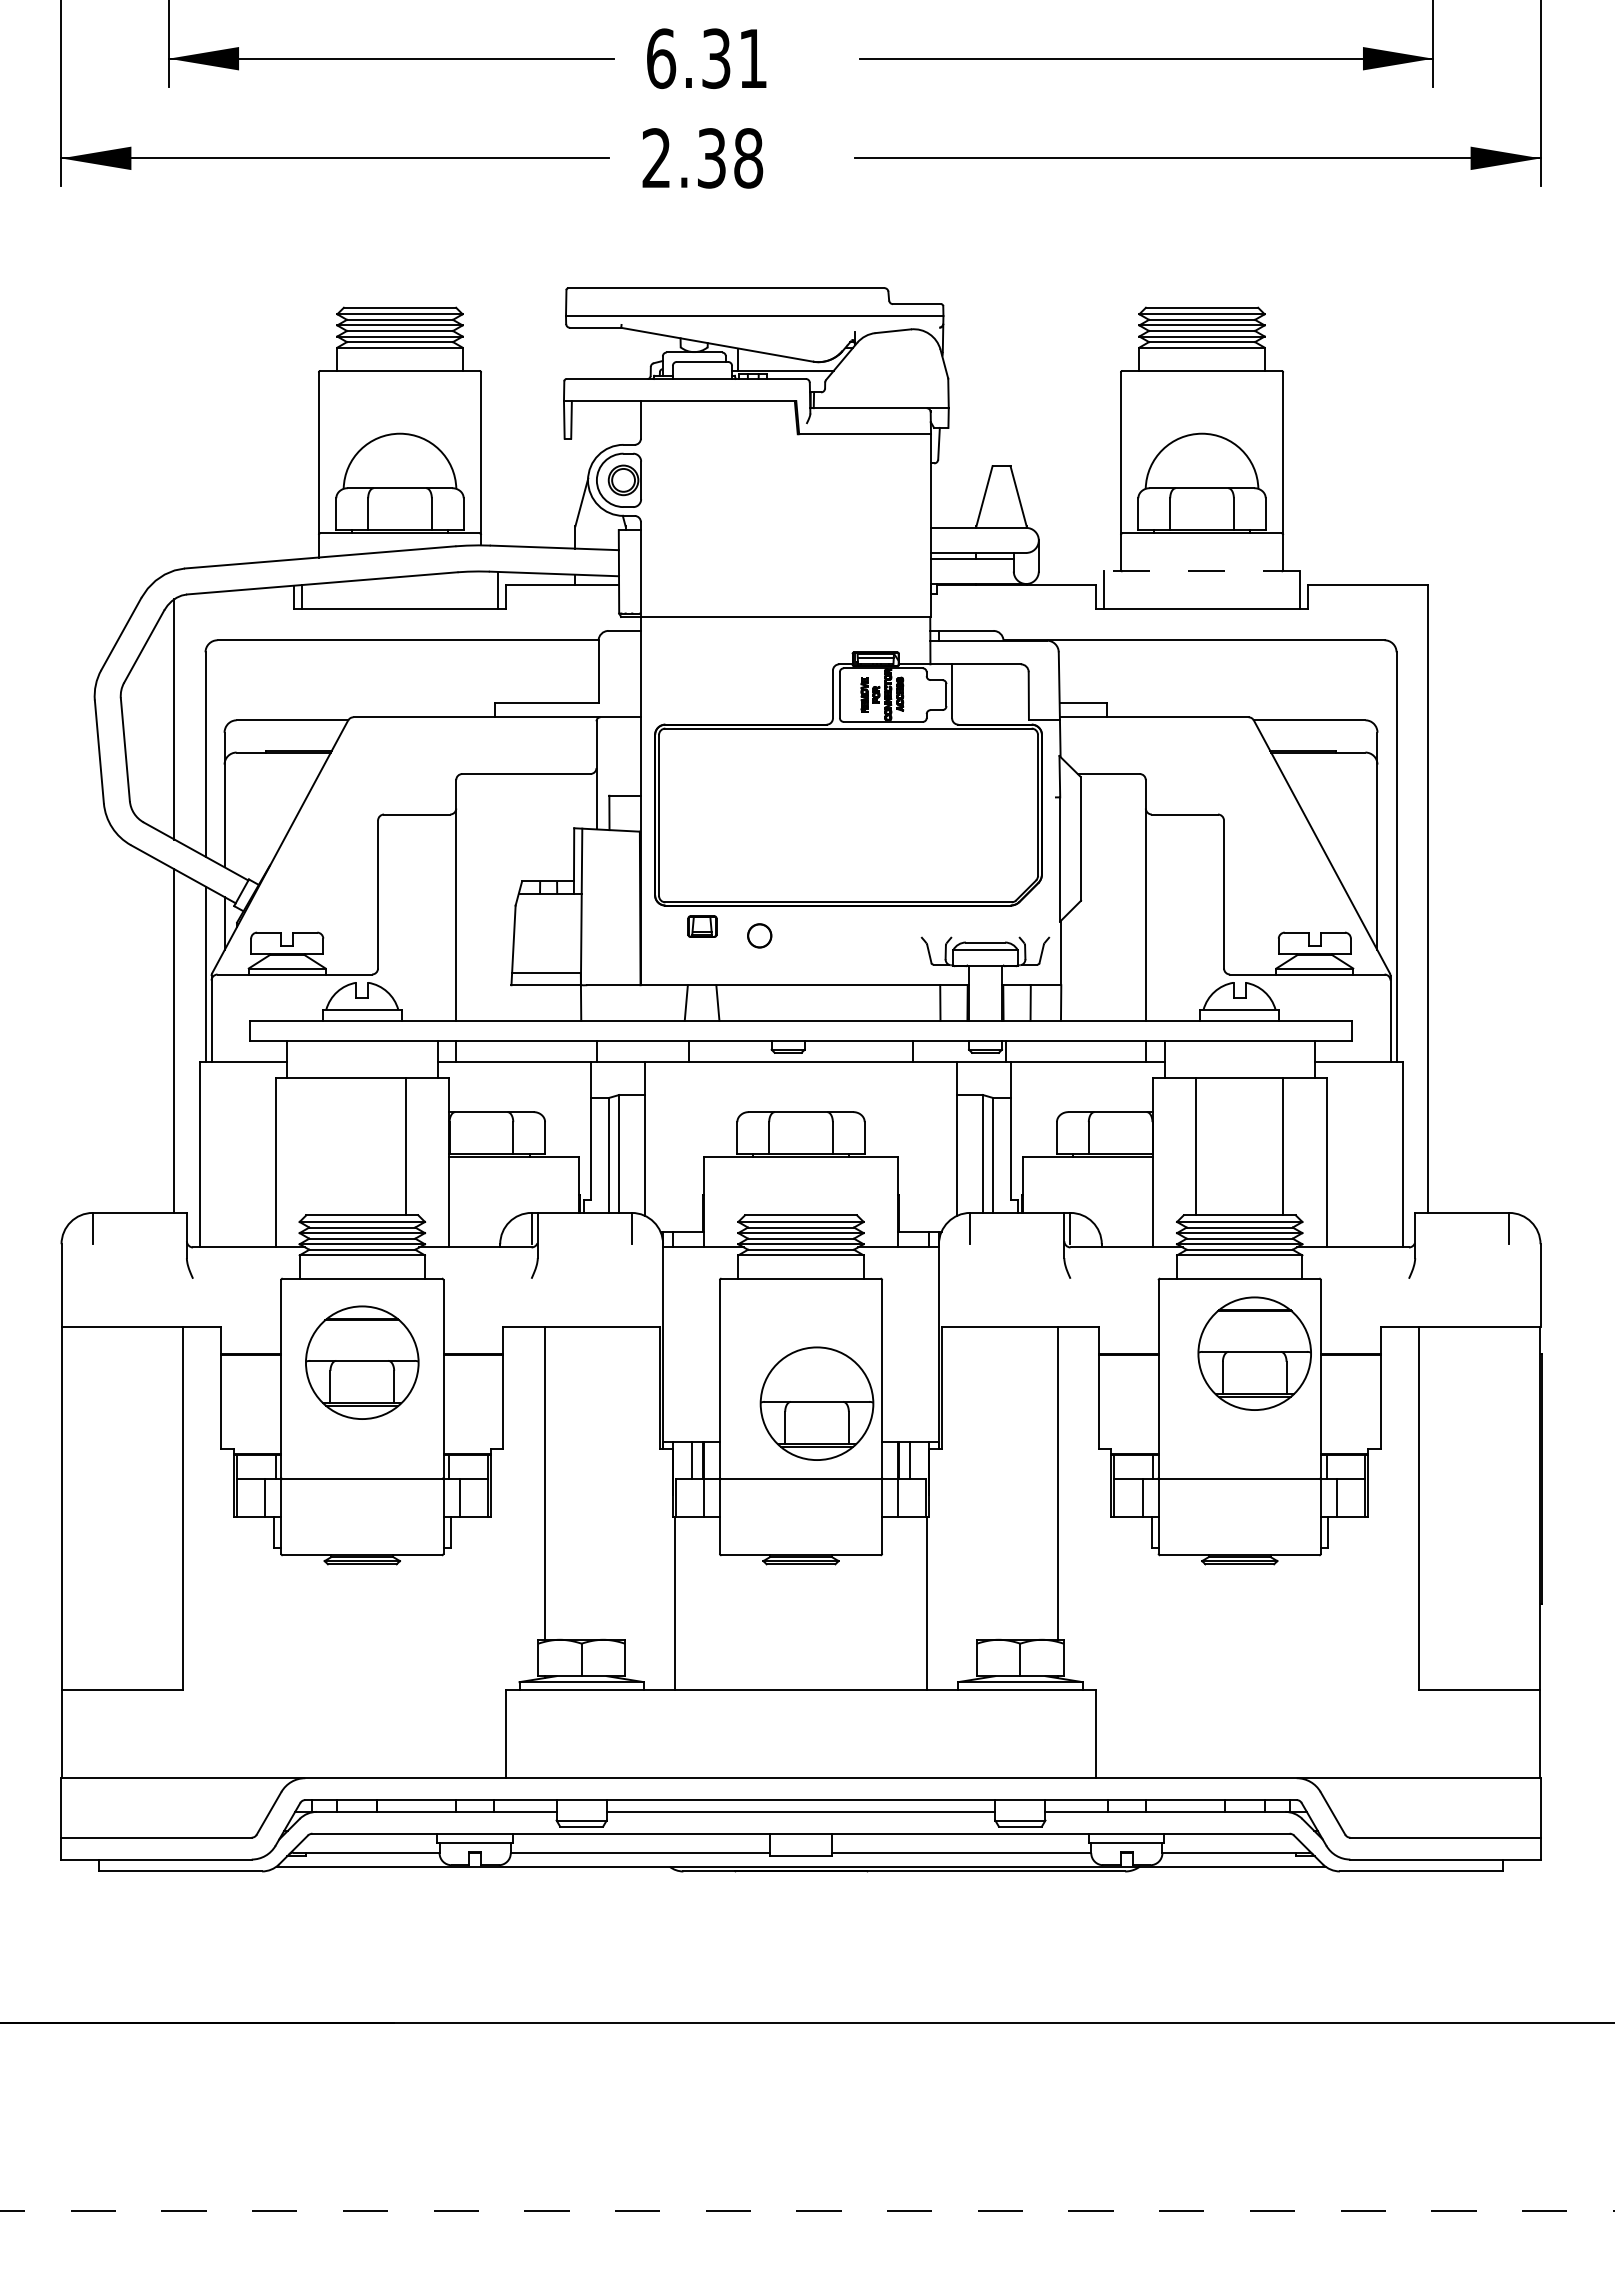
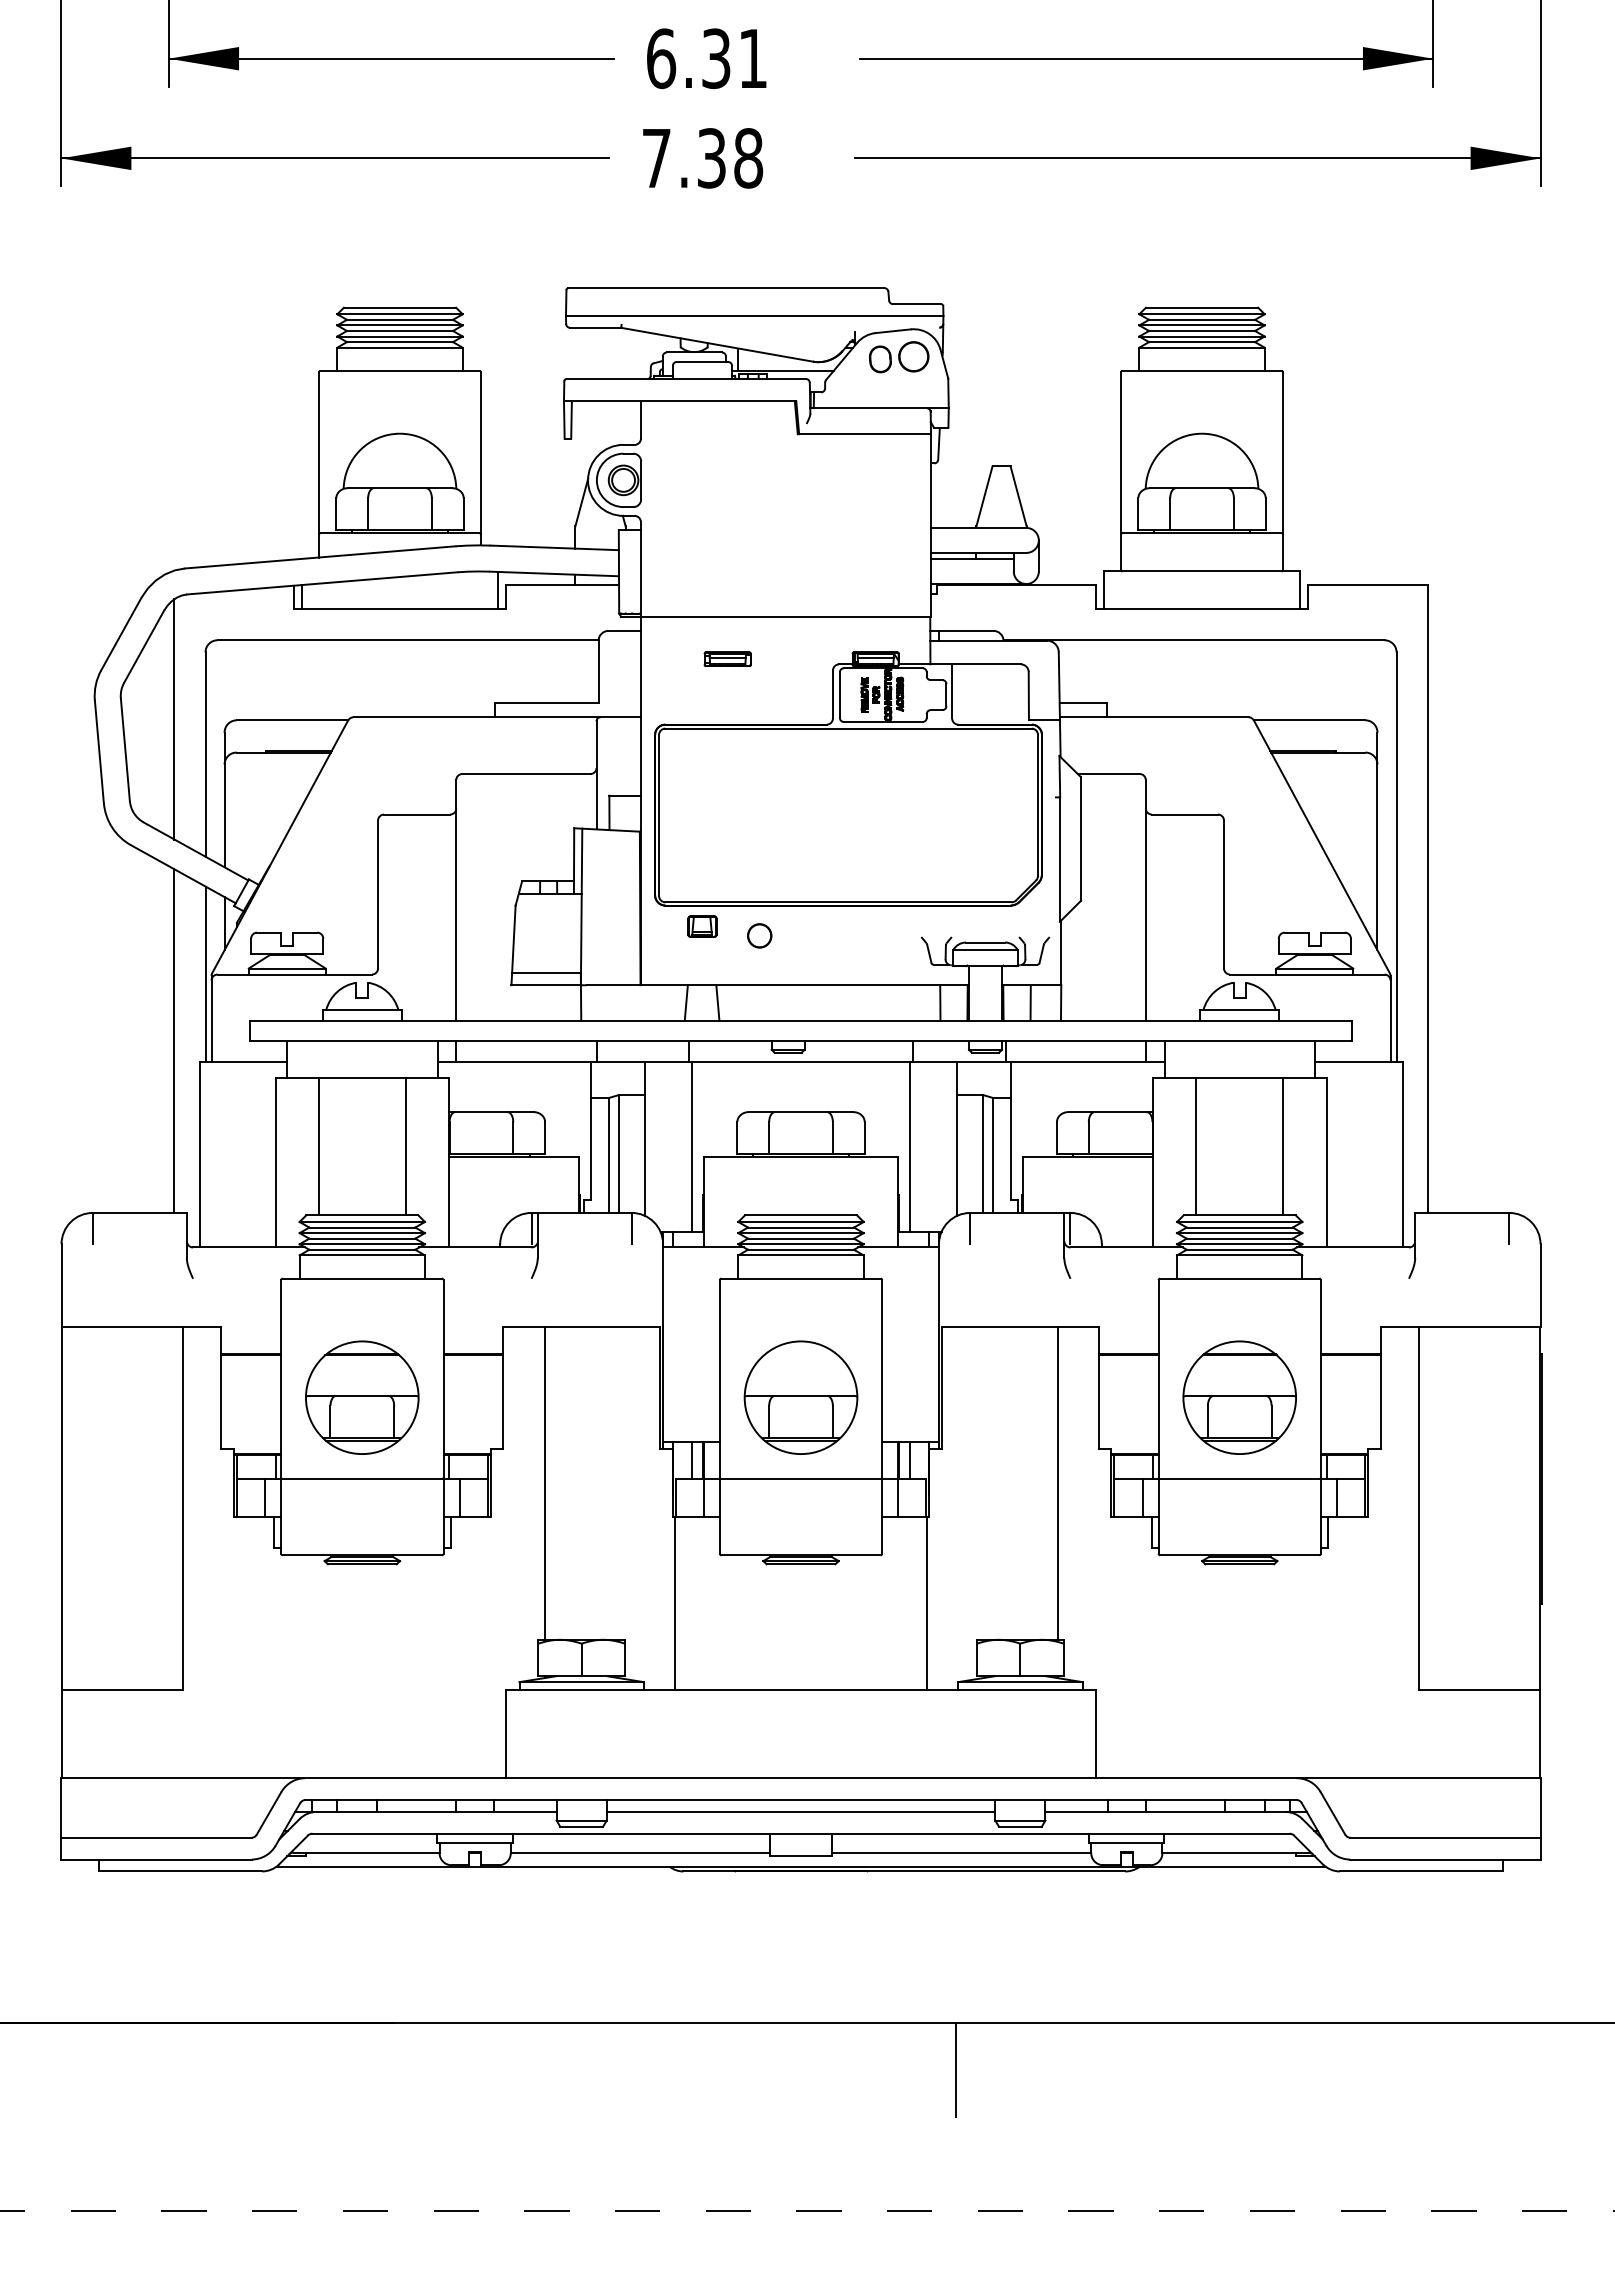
text: 2.38 -> 7.38 (656, 157)
part: none -> present (899, 357)
line: dashed -> solid (1201, 571)
part: none -> present (727, 659)
line: none -> present (318, 1146)
line: none -> present (691, 1147)
line: none -> present (910, 1147)
part position: (1254, 1353) -> (1239, 1397) (1239, 1397)
part position: (362, 1362) -> (362, 1397) (362, 1397)
part position: (816, 1403) -> (800, 1397) (800, 1397)
line: none -> present (955, 2069)
